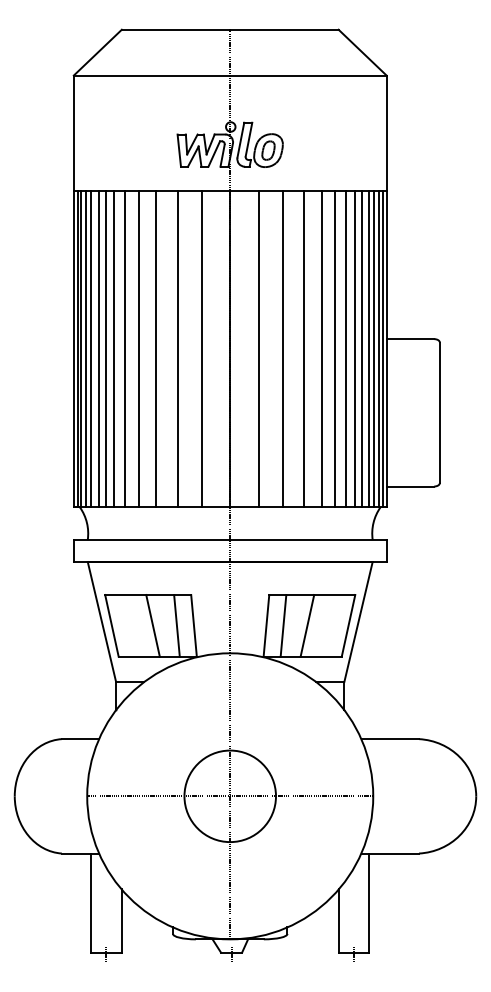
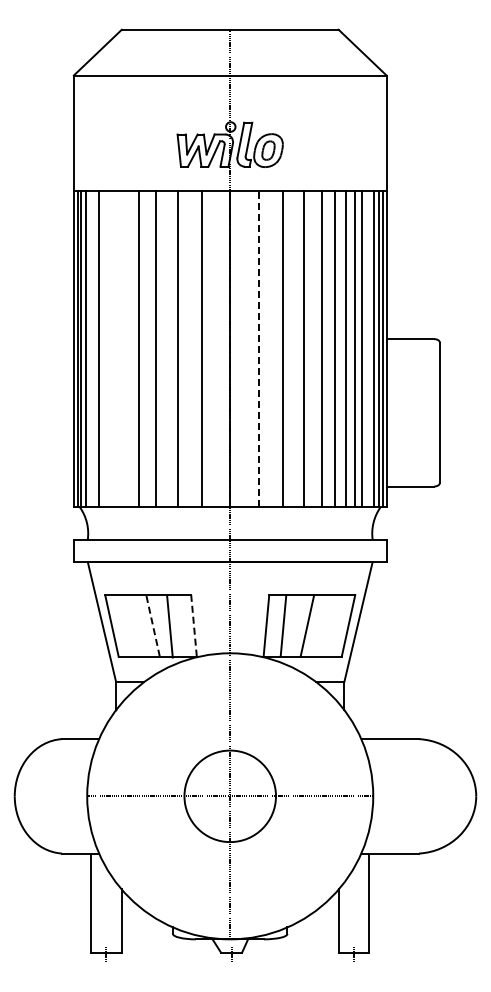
line: present -> none (91, 348)
line: present -> none (105, 348)
line: present -> none (114, 348)
line: present -> none (125, 348)
line: solid -> dashed (258, 348)
line: present -> none (368, 348)
line: solid -> dashed (153, 625)
line position: (176, 625) -> (169, 626) (169, 626)
line: solid -> dashed (194, 625)
